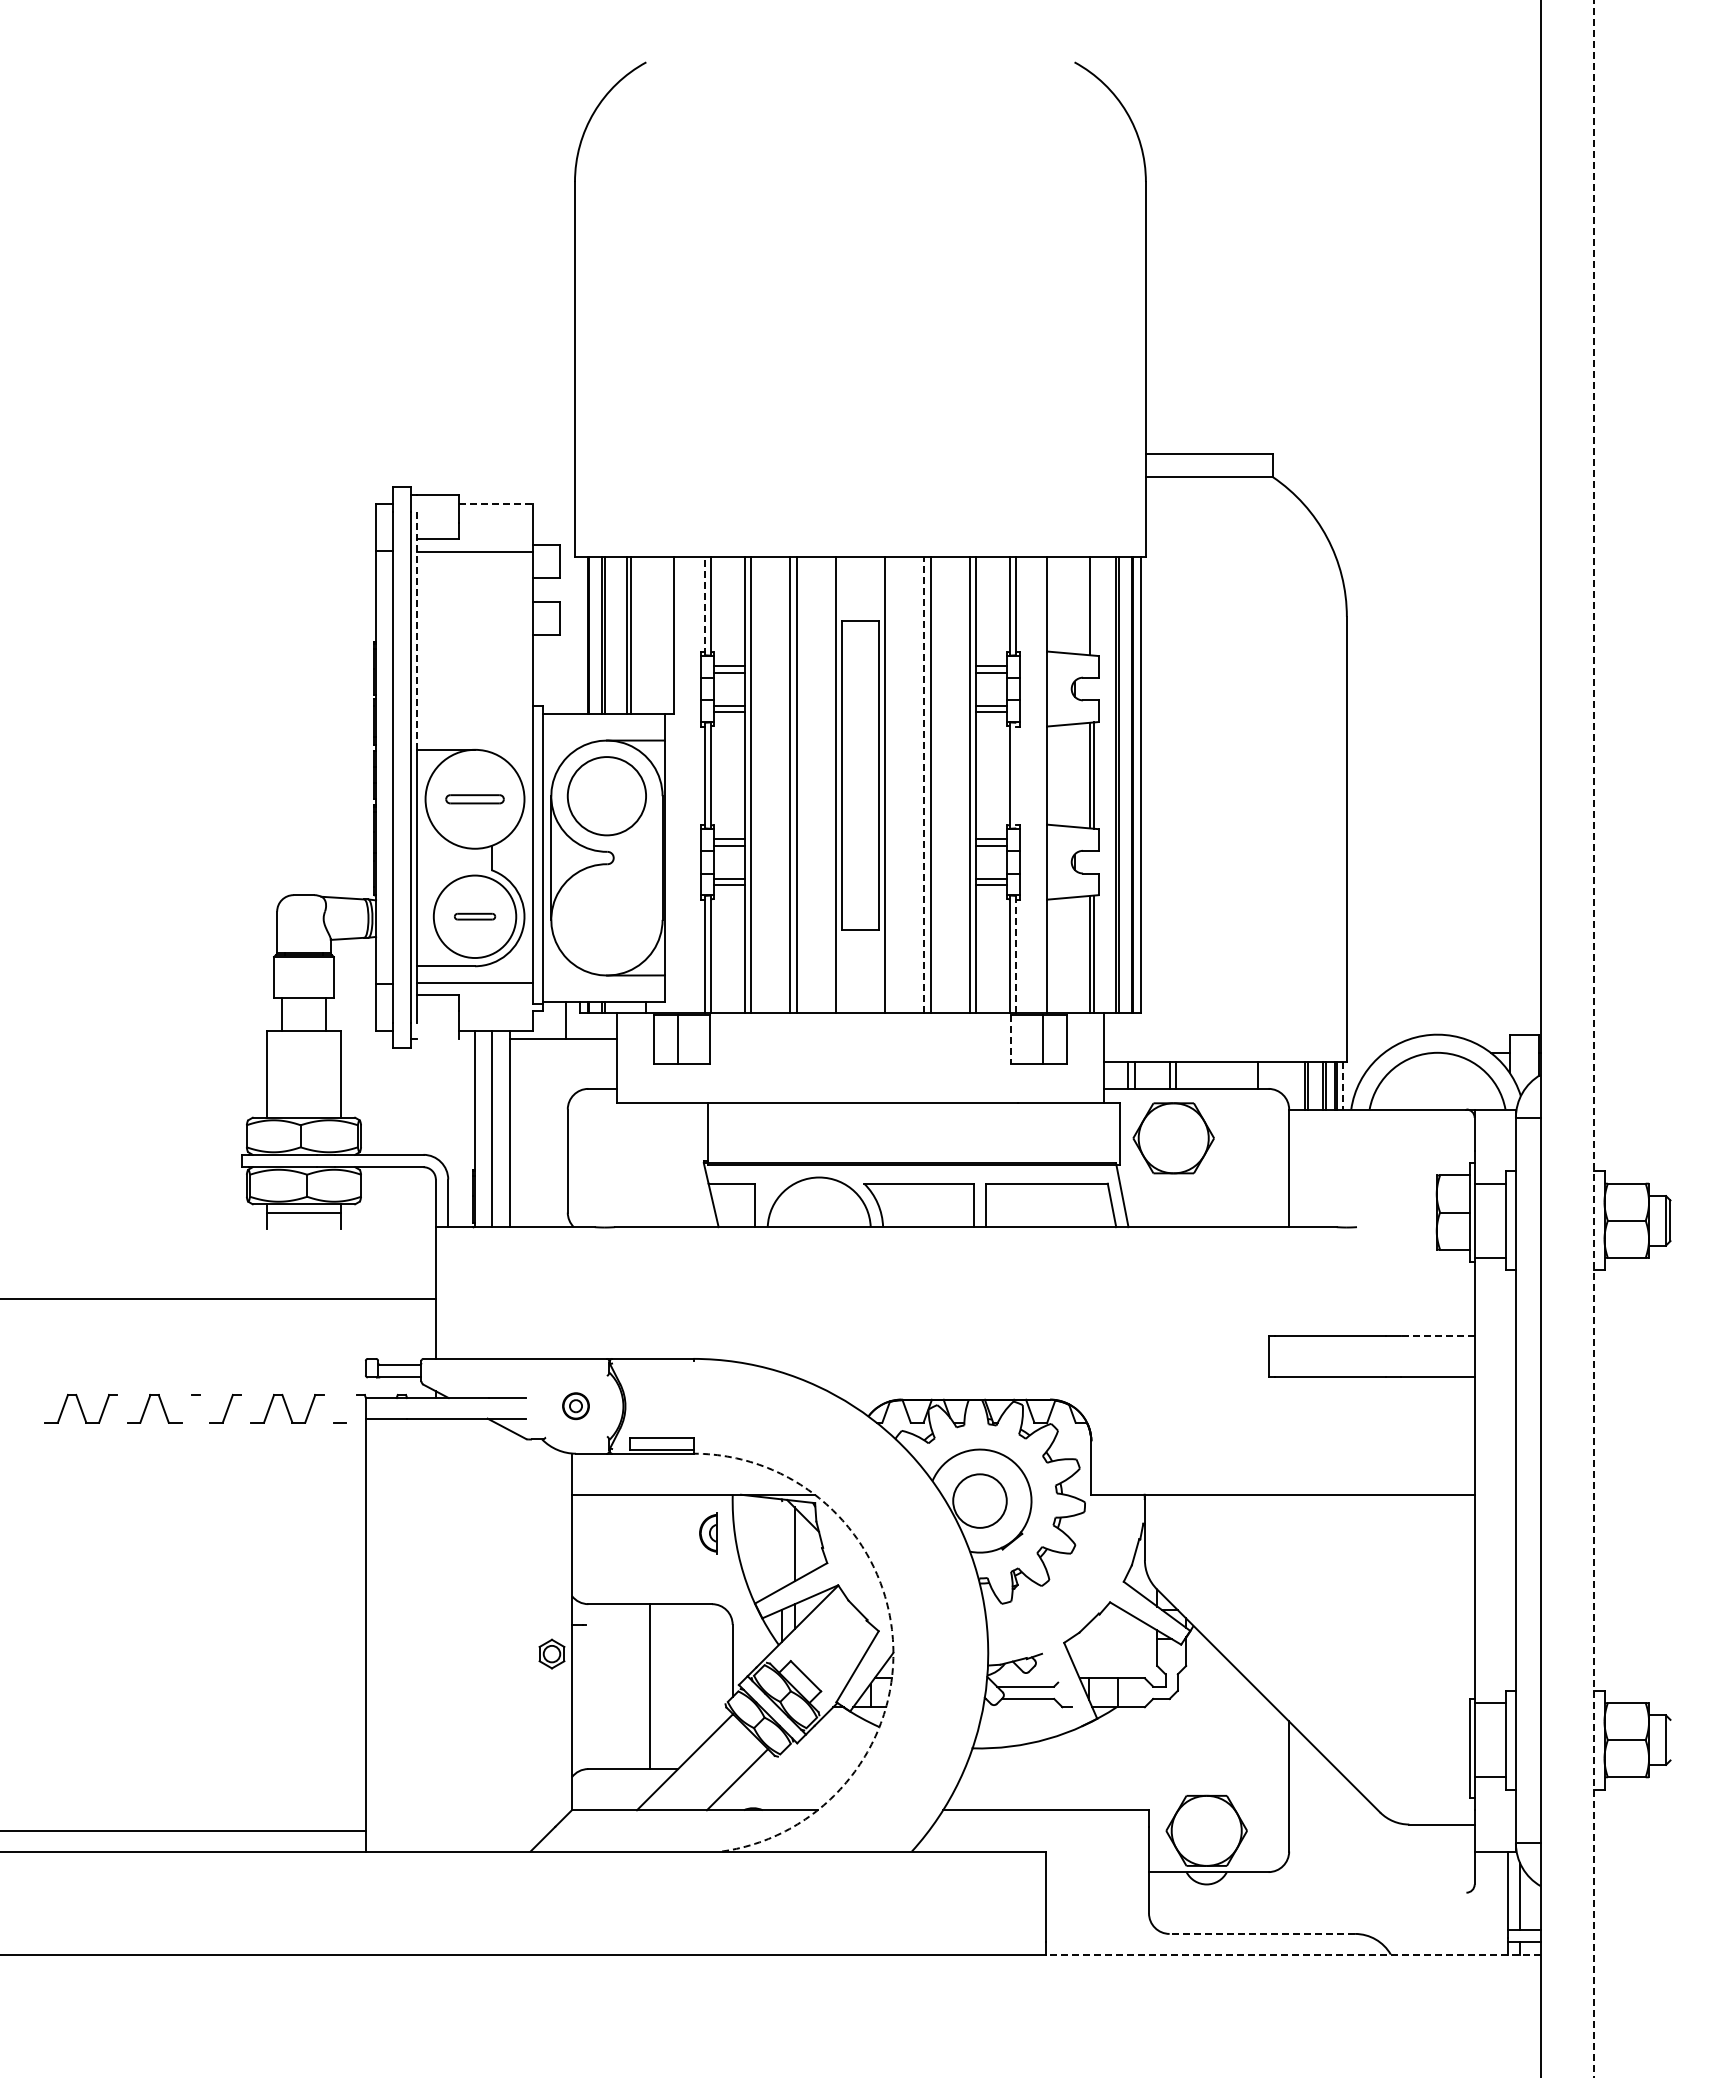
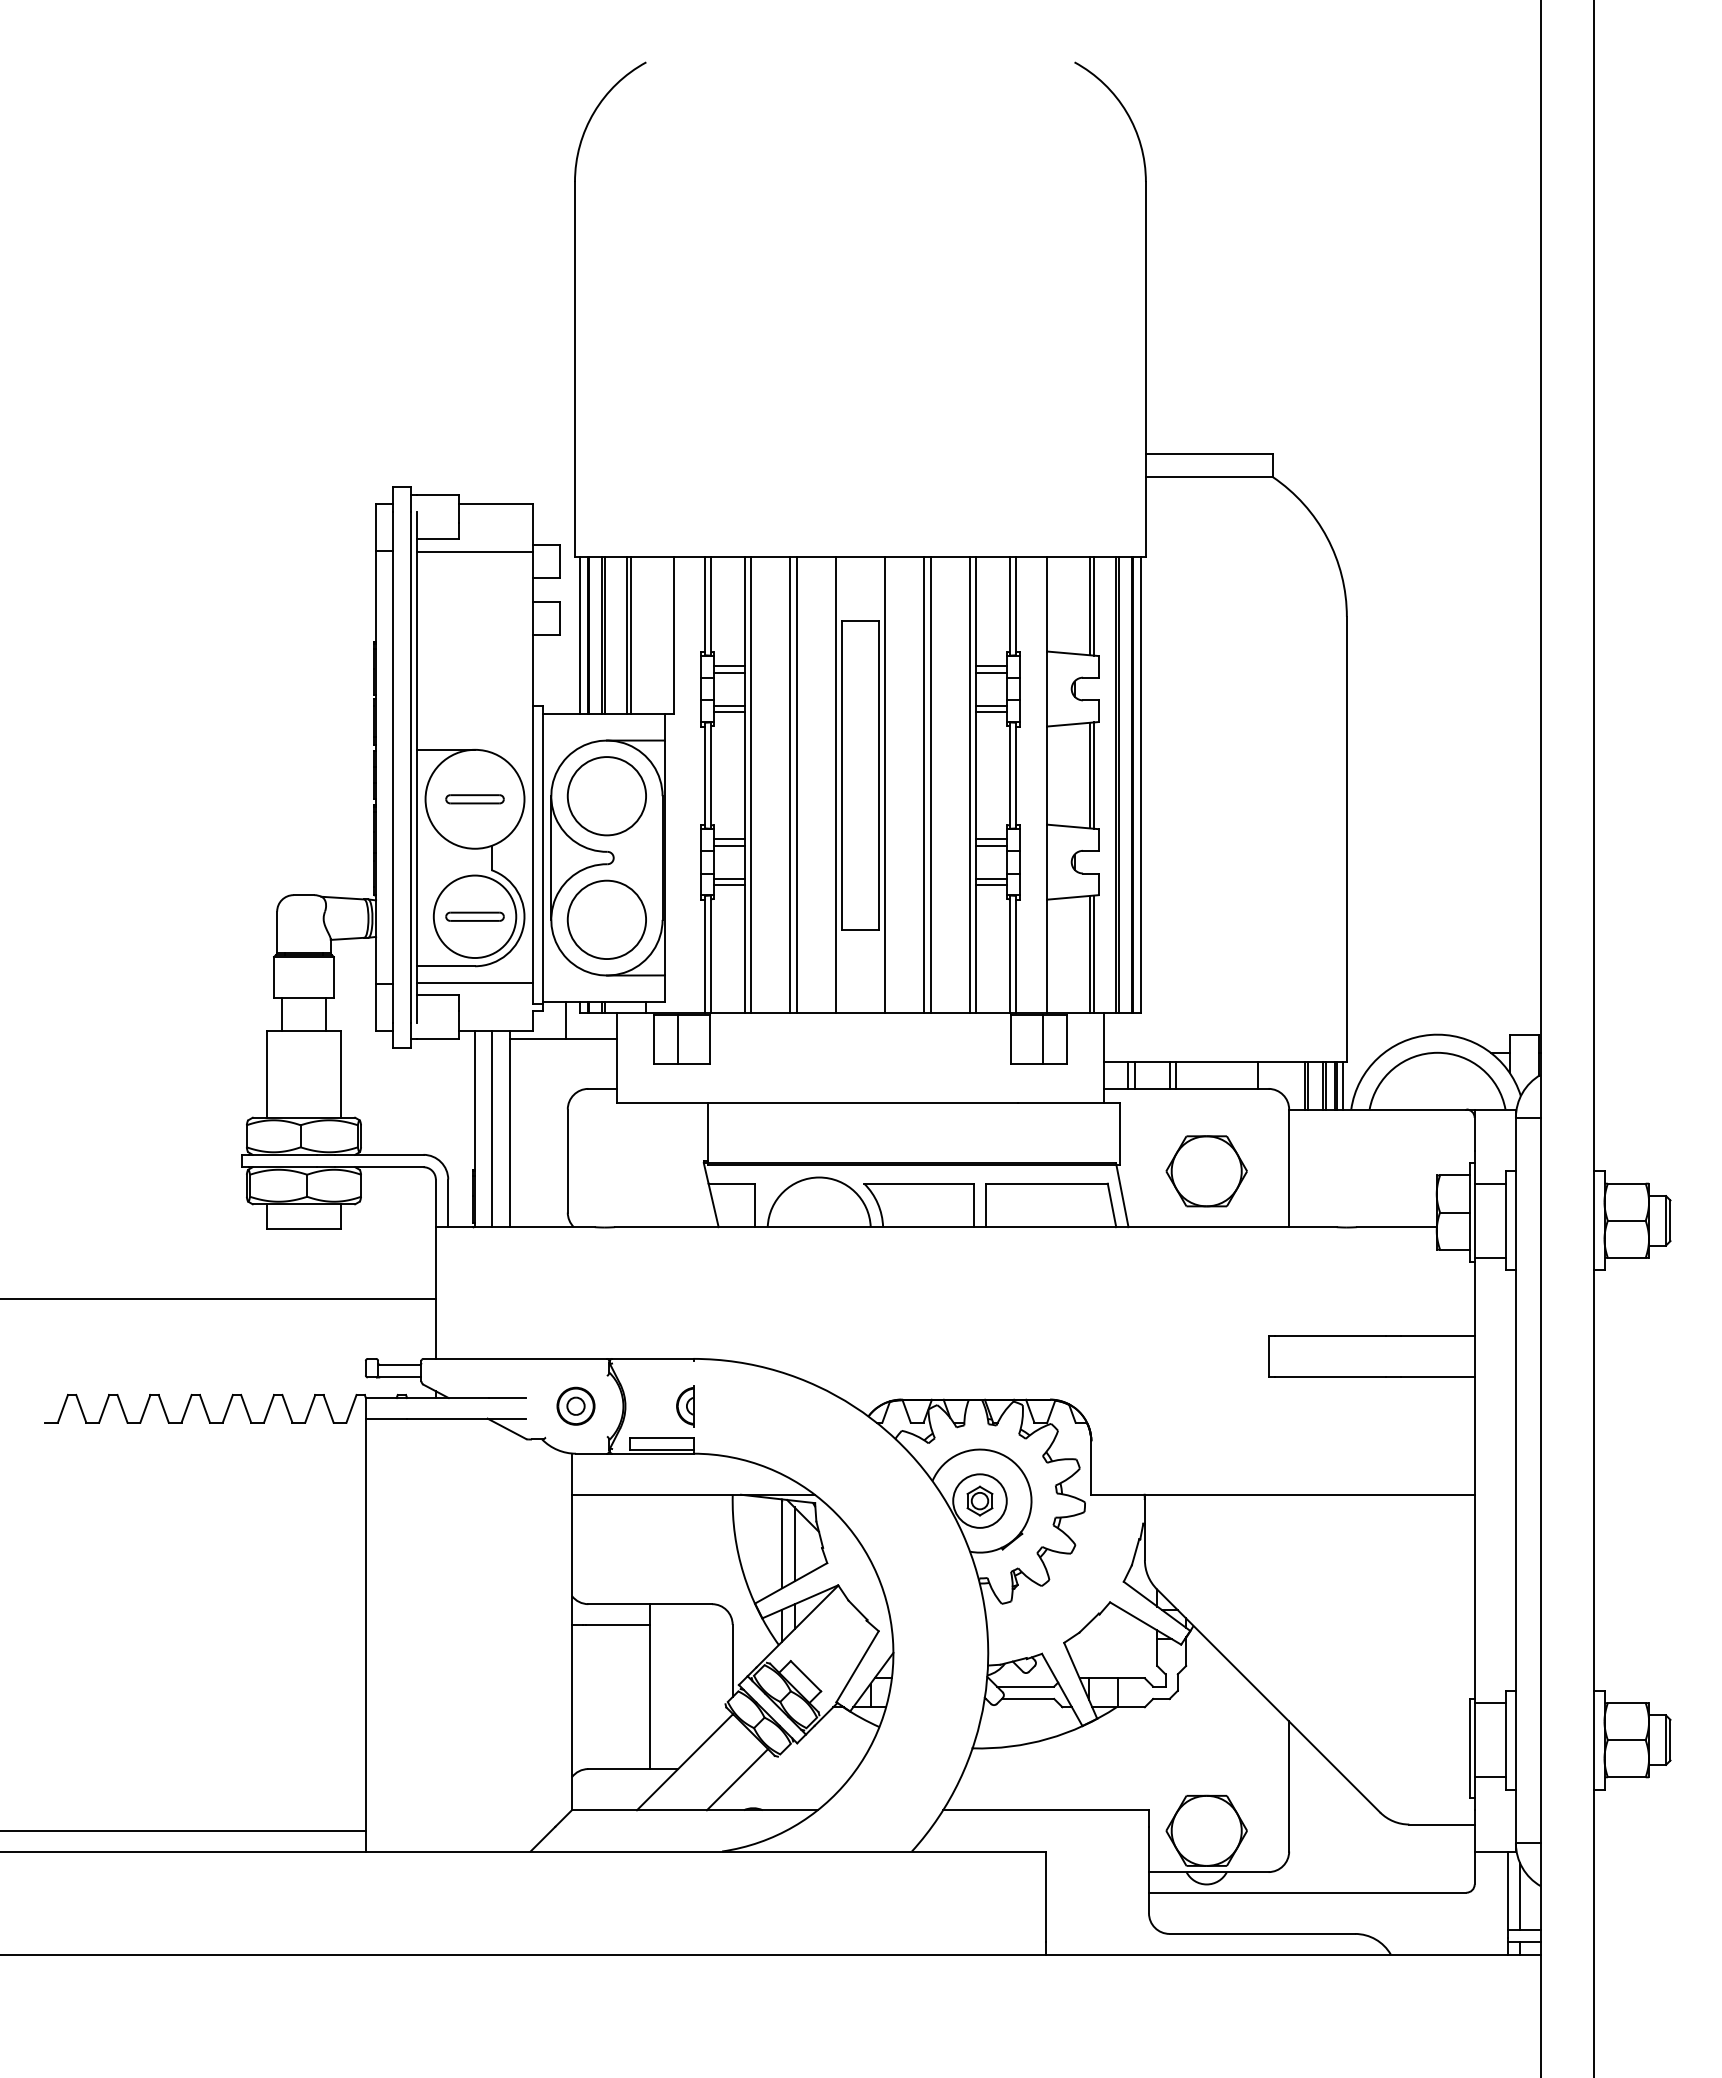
line: dashed -> solid (496, 503)
line: dashed -> solid (704, 605)
line: none -> present (1094, 606)
line: dashed -> solid (417, 630)
line: none -> present (580, 635)
line: none -> present (1016, 775)
line: dashed -> solid (924, 784)
part size: 43x9 px -> 60x11 px (474, 916)
circle: none -> present (606, 919)
line: dashed -> solid (1016, 954)
line: none -> present (437, 1039)
line: dashed -> solid (1010, 1039)
line: dashed -> solid (1594, 1039)
line: dashed -> solid (1342, 1085)
part position: (1173, 1138) -> (1206, 1171) (1206, 1171)
line position: (303, 1213) -> (303, 1229) (303, 1229)
line: none -> present (1396, 1227)
line: dashed -> solid (1437, 1336)
part size: 28x29 px -> 40x40 px (575, 1405)
line: none -> present (122, 1408)
line: none -> present (186, 1408)
line: none -> present (204, 1408)
line: none -> present (246, 1408)
line: none -> present (328, 1408)
line: none -> present (351, 1408)
part position: (708, 1533) -> (685, 1406) (685, 1406)
line: none -> present (782, 1544)
line: none -> present (618, 1624)
arc: dashed -> solid (892, 1639)
part position: (551, 1653) -> (979, 1500) (979, 1500)
line: none -> present (1062, 1689)
line: none -> present (1670, 1739)
line: none -> present (1307, 1892)
line: dashed -> solid (1262, 1933)
line: dashed -> solid (1292, 1954)
